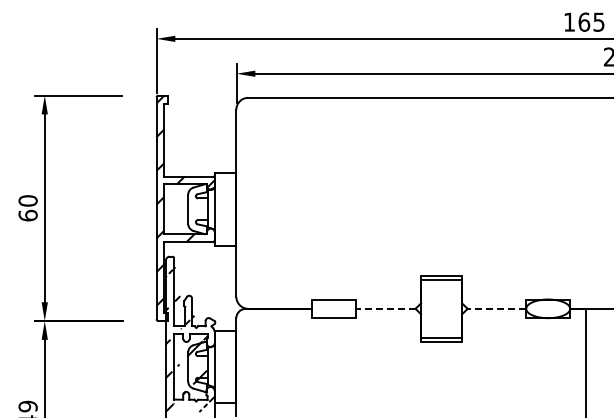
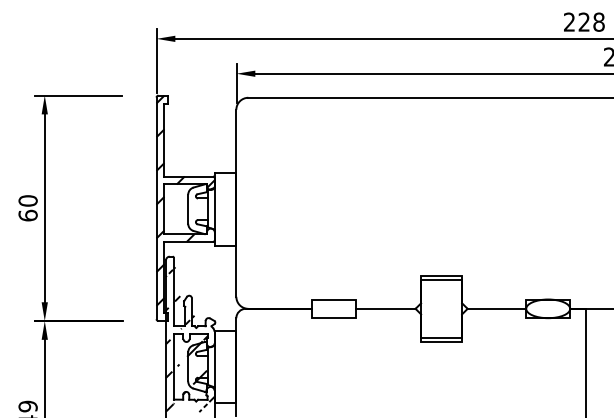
text: 165 -> 228 (584, 21)
line: dashed -> solid (385, 308)
line: dashed -> solid (496, 308)
